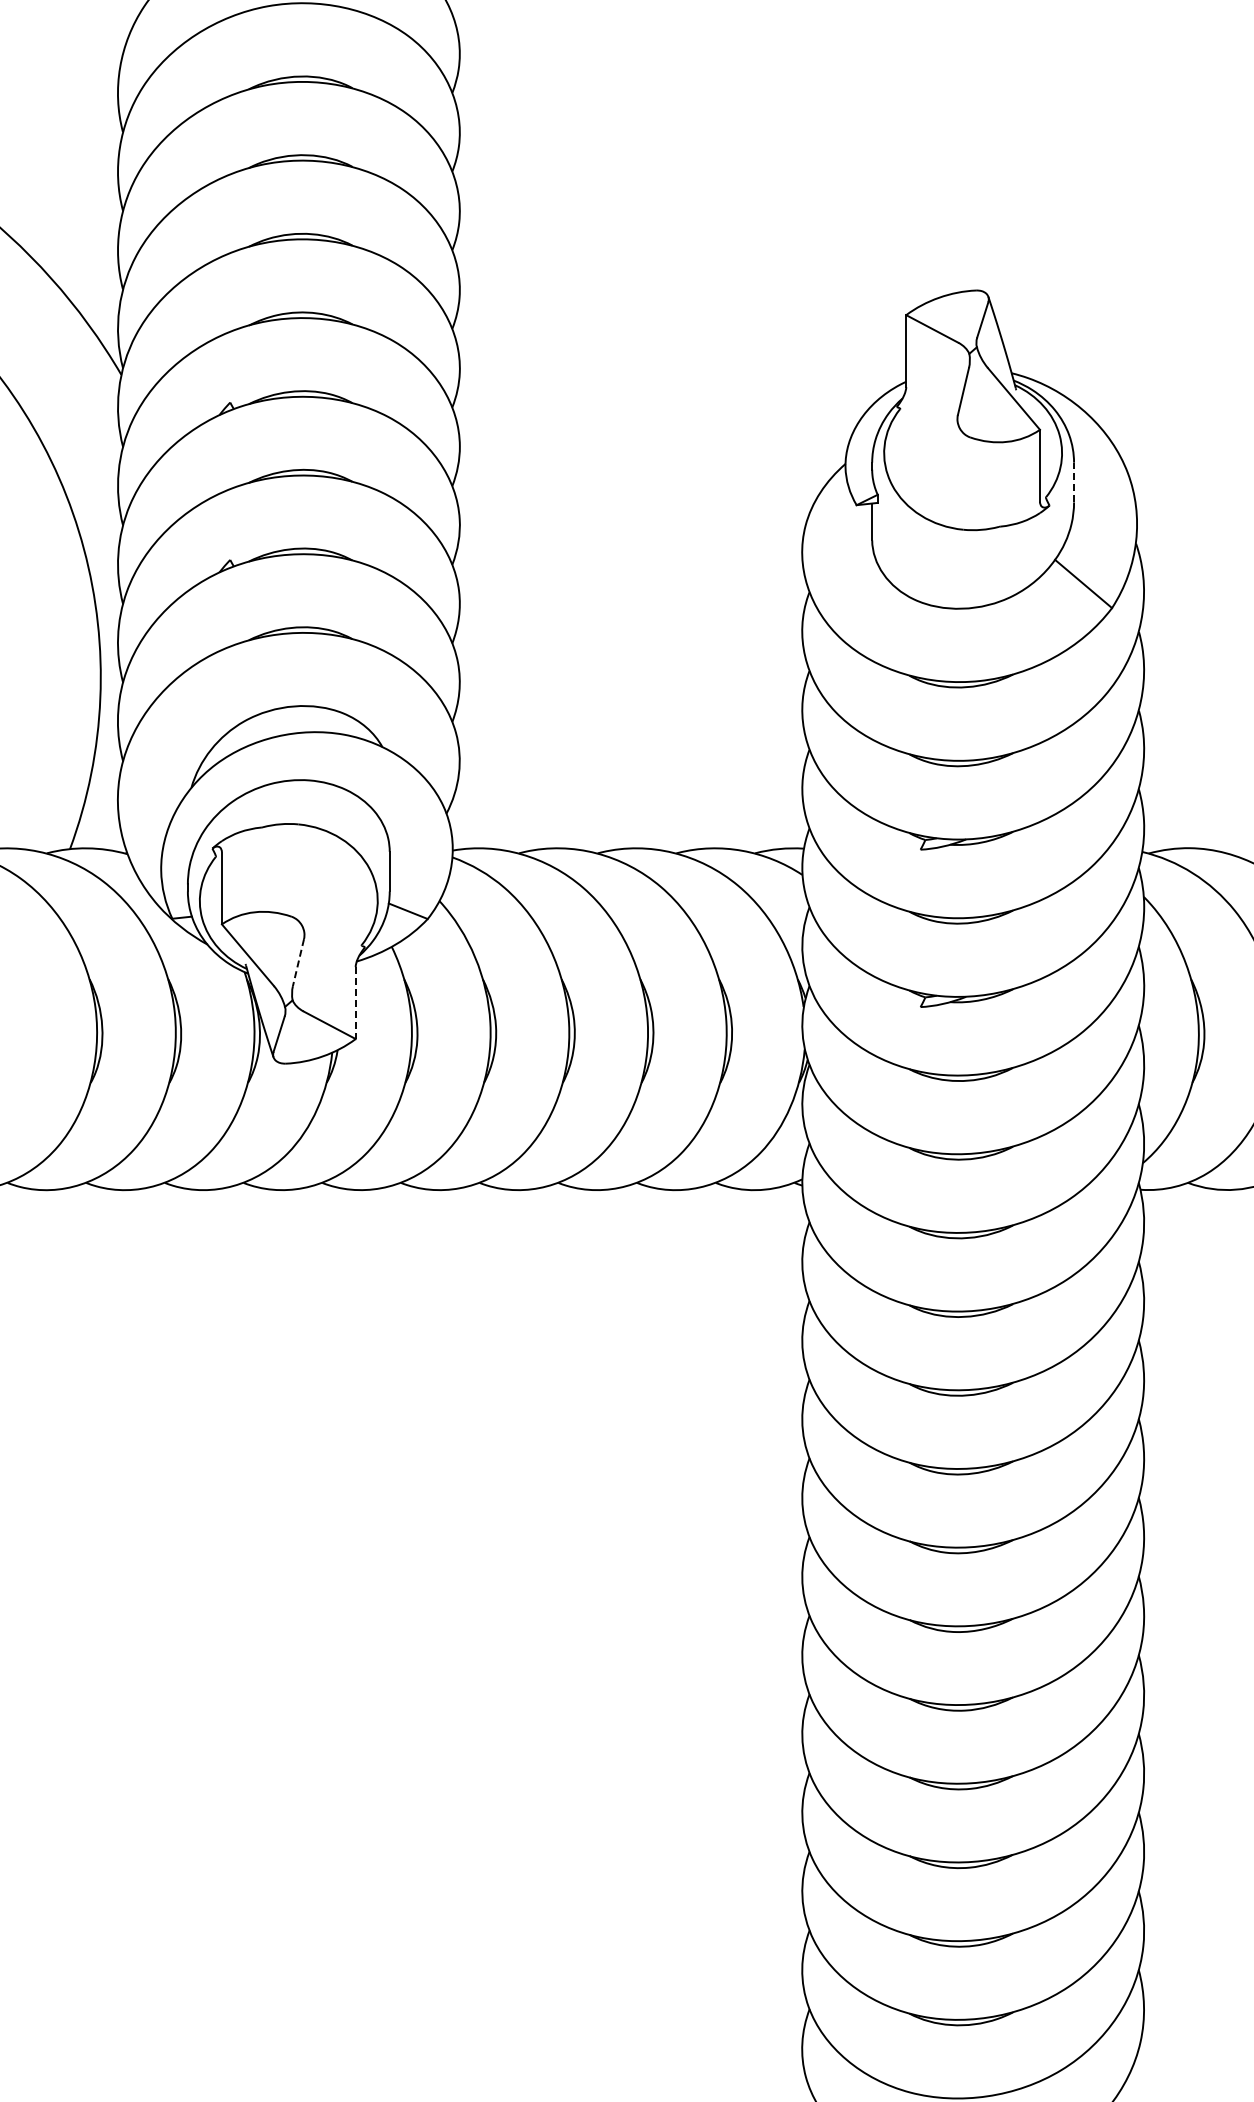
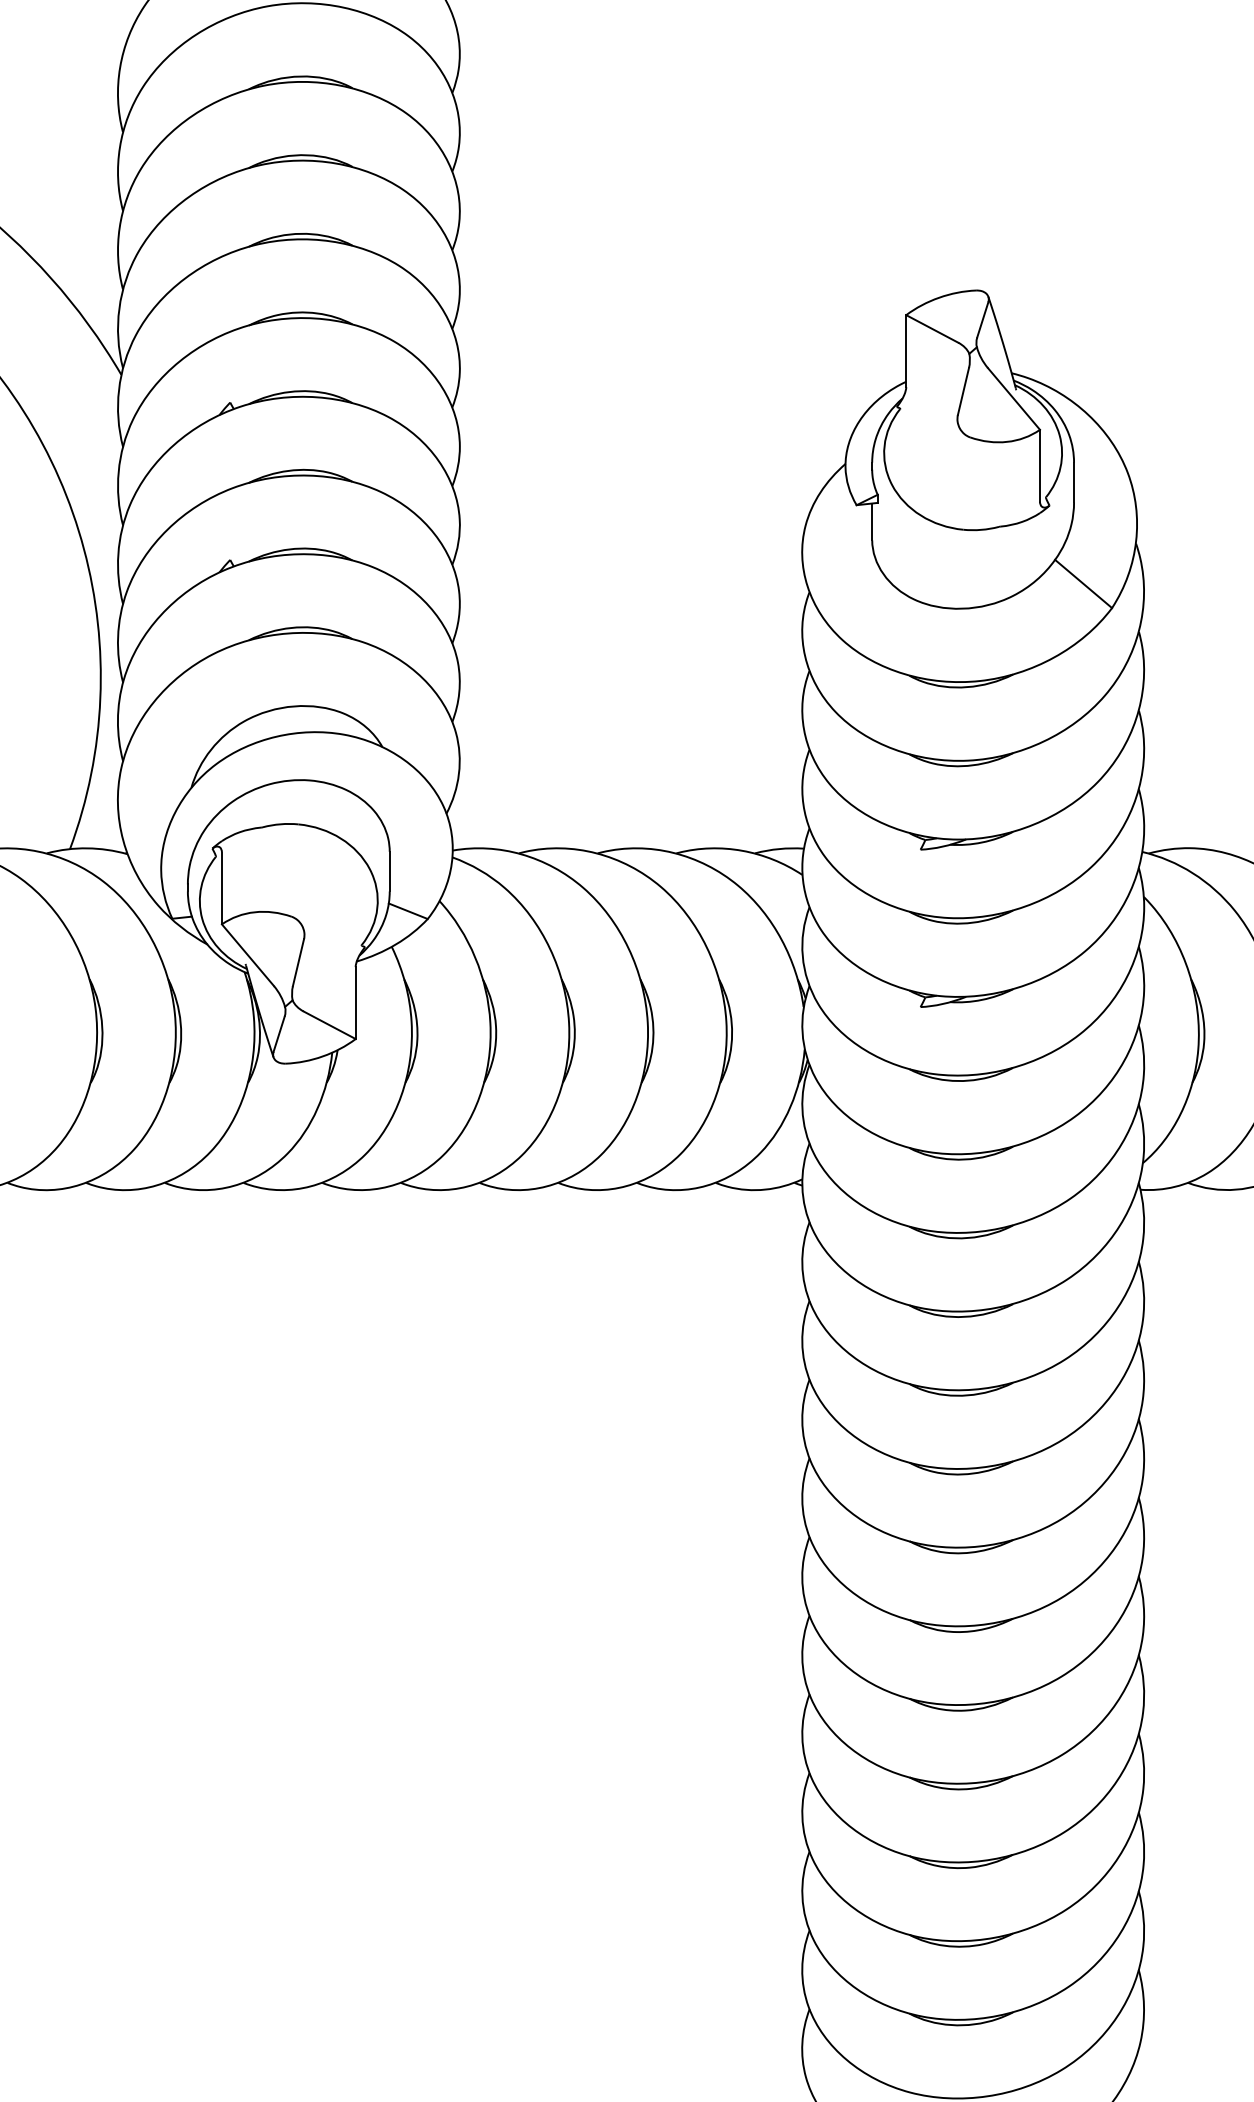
line: dashed -> solid (1074, 482)
line: dashed -> solid (298, 963)
line: dashed -> solid (355, 1003)
